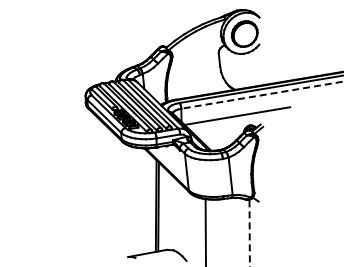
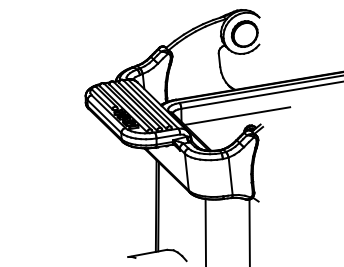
line: dashed -> solid (262, 95)
line: dashed -> solid (249, 232)
